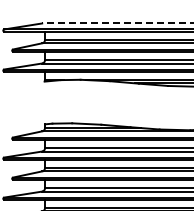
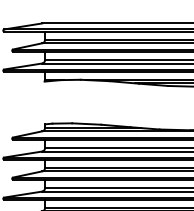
line: dashed -> solid (118, 23)
